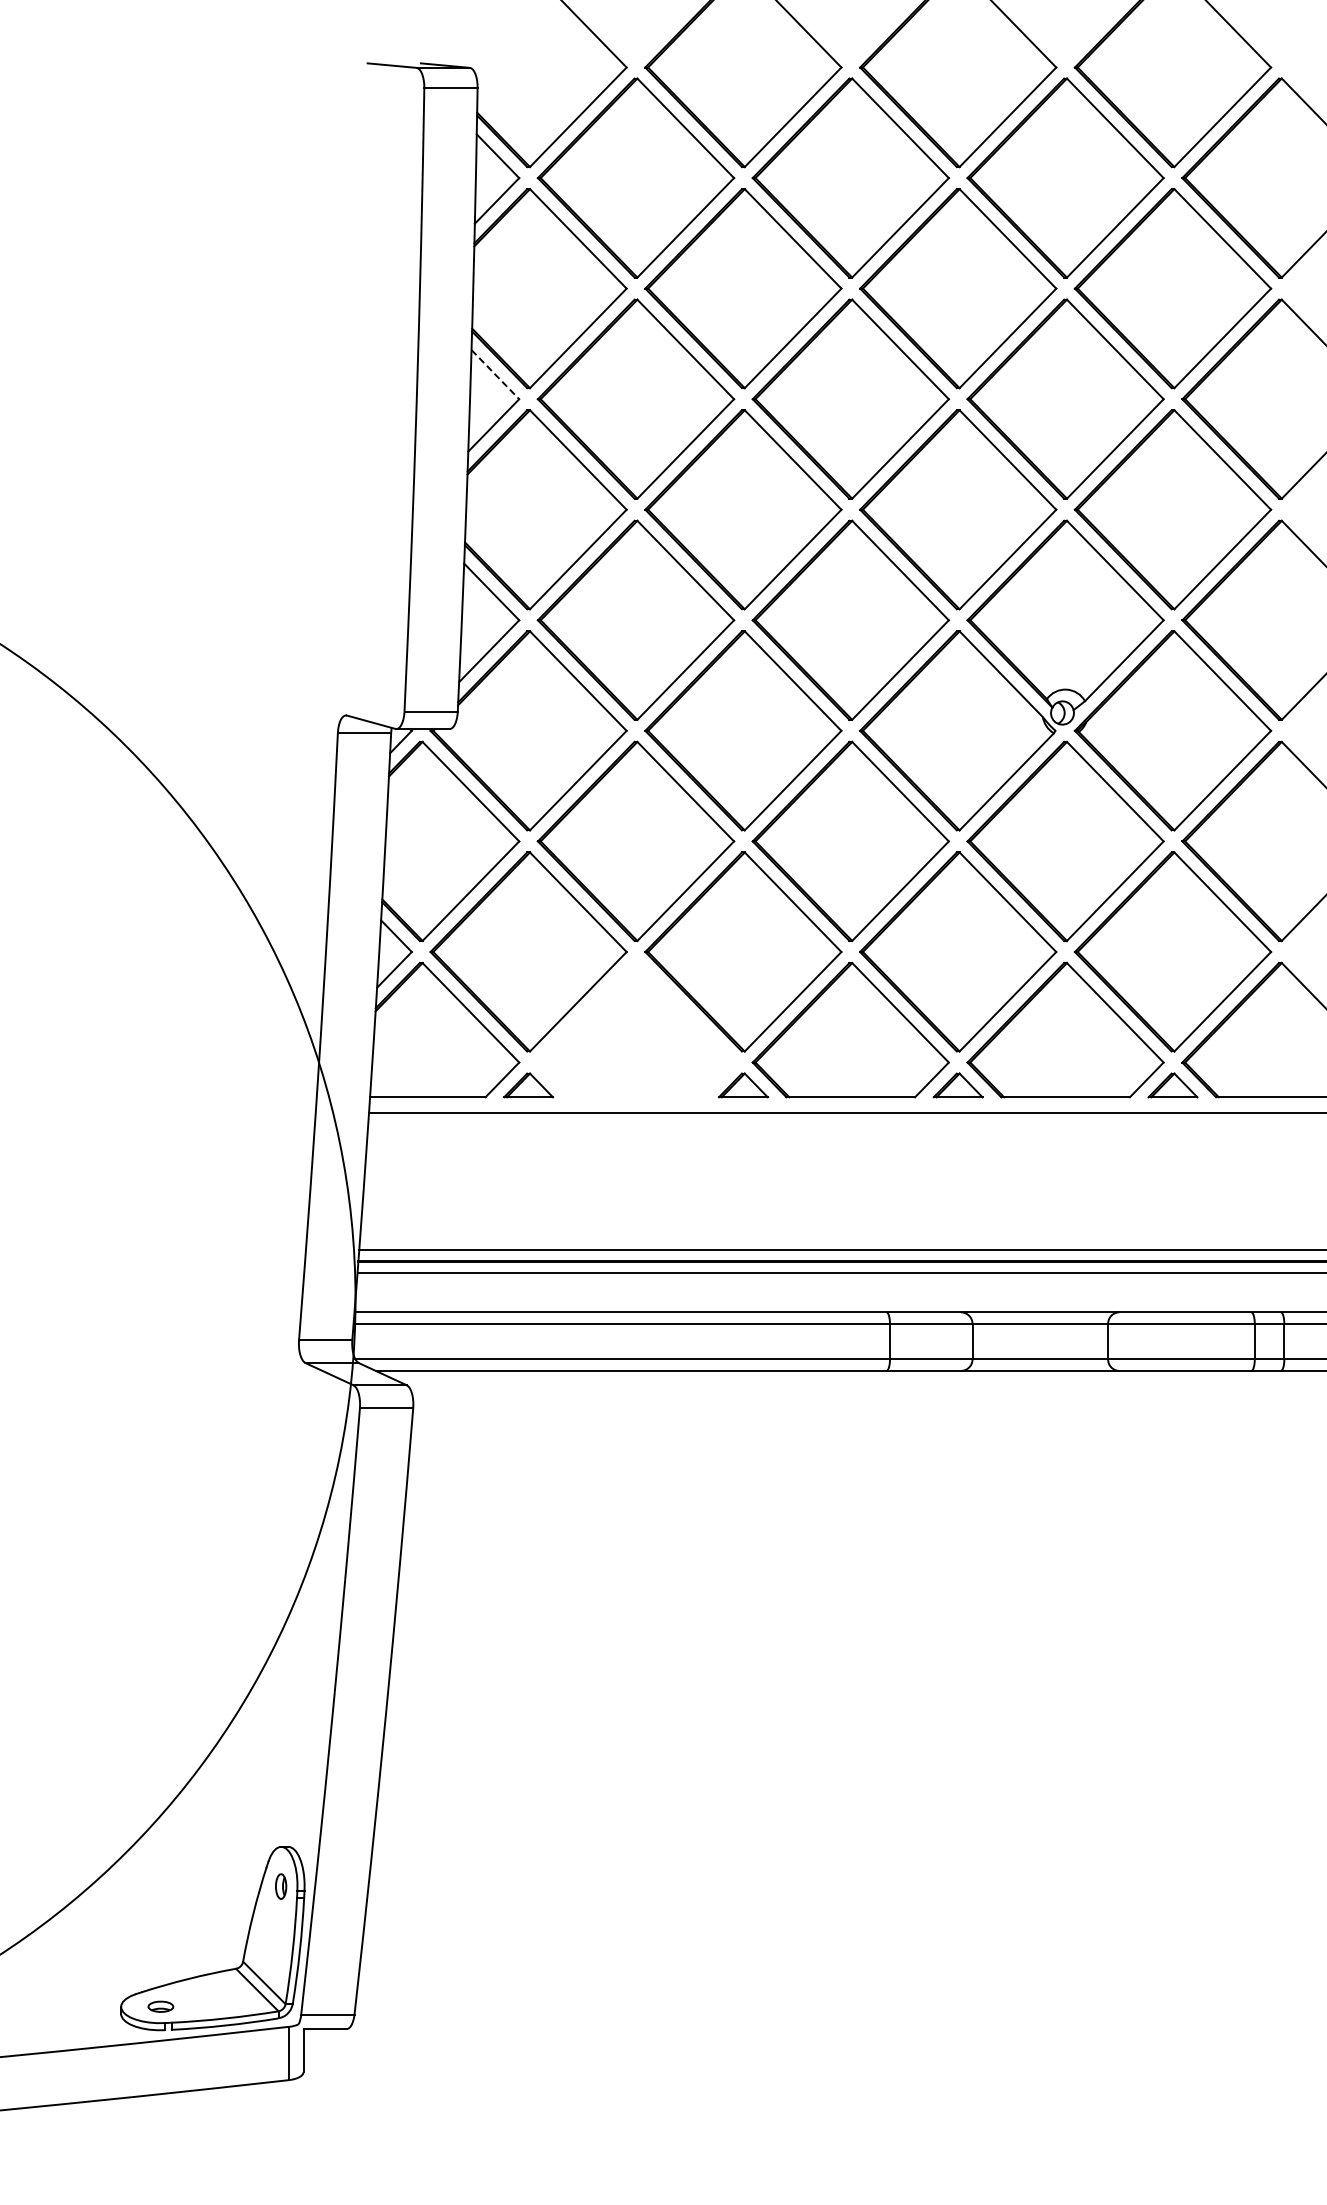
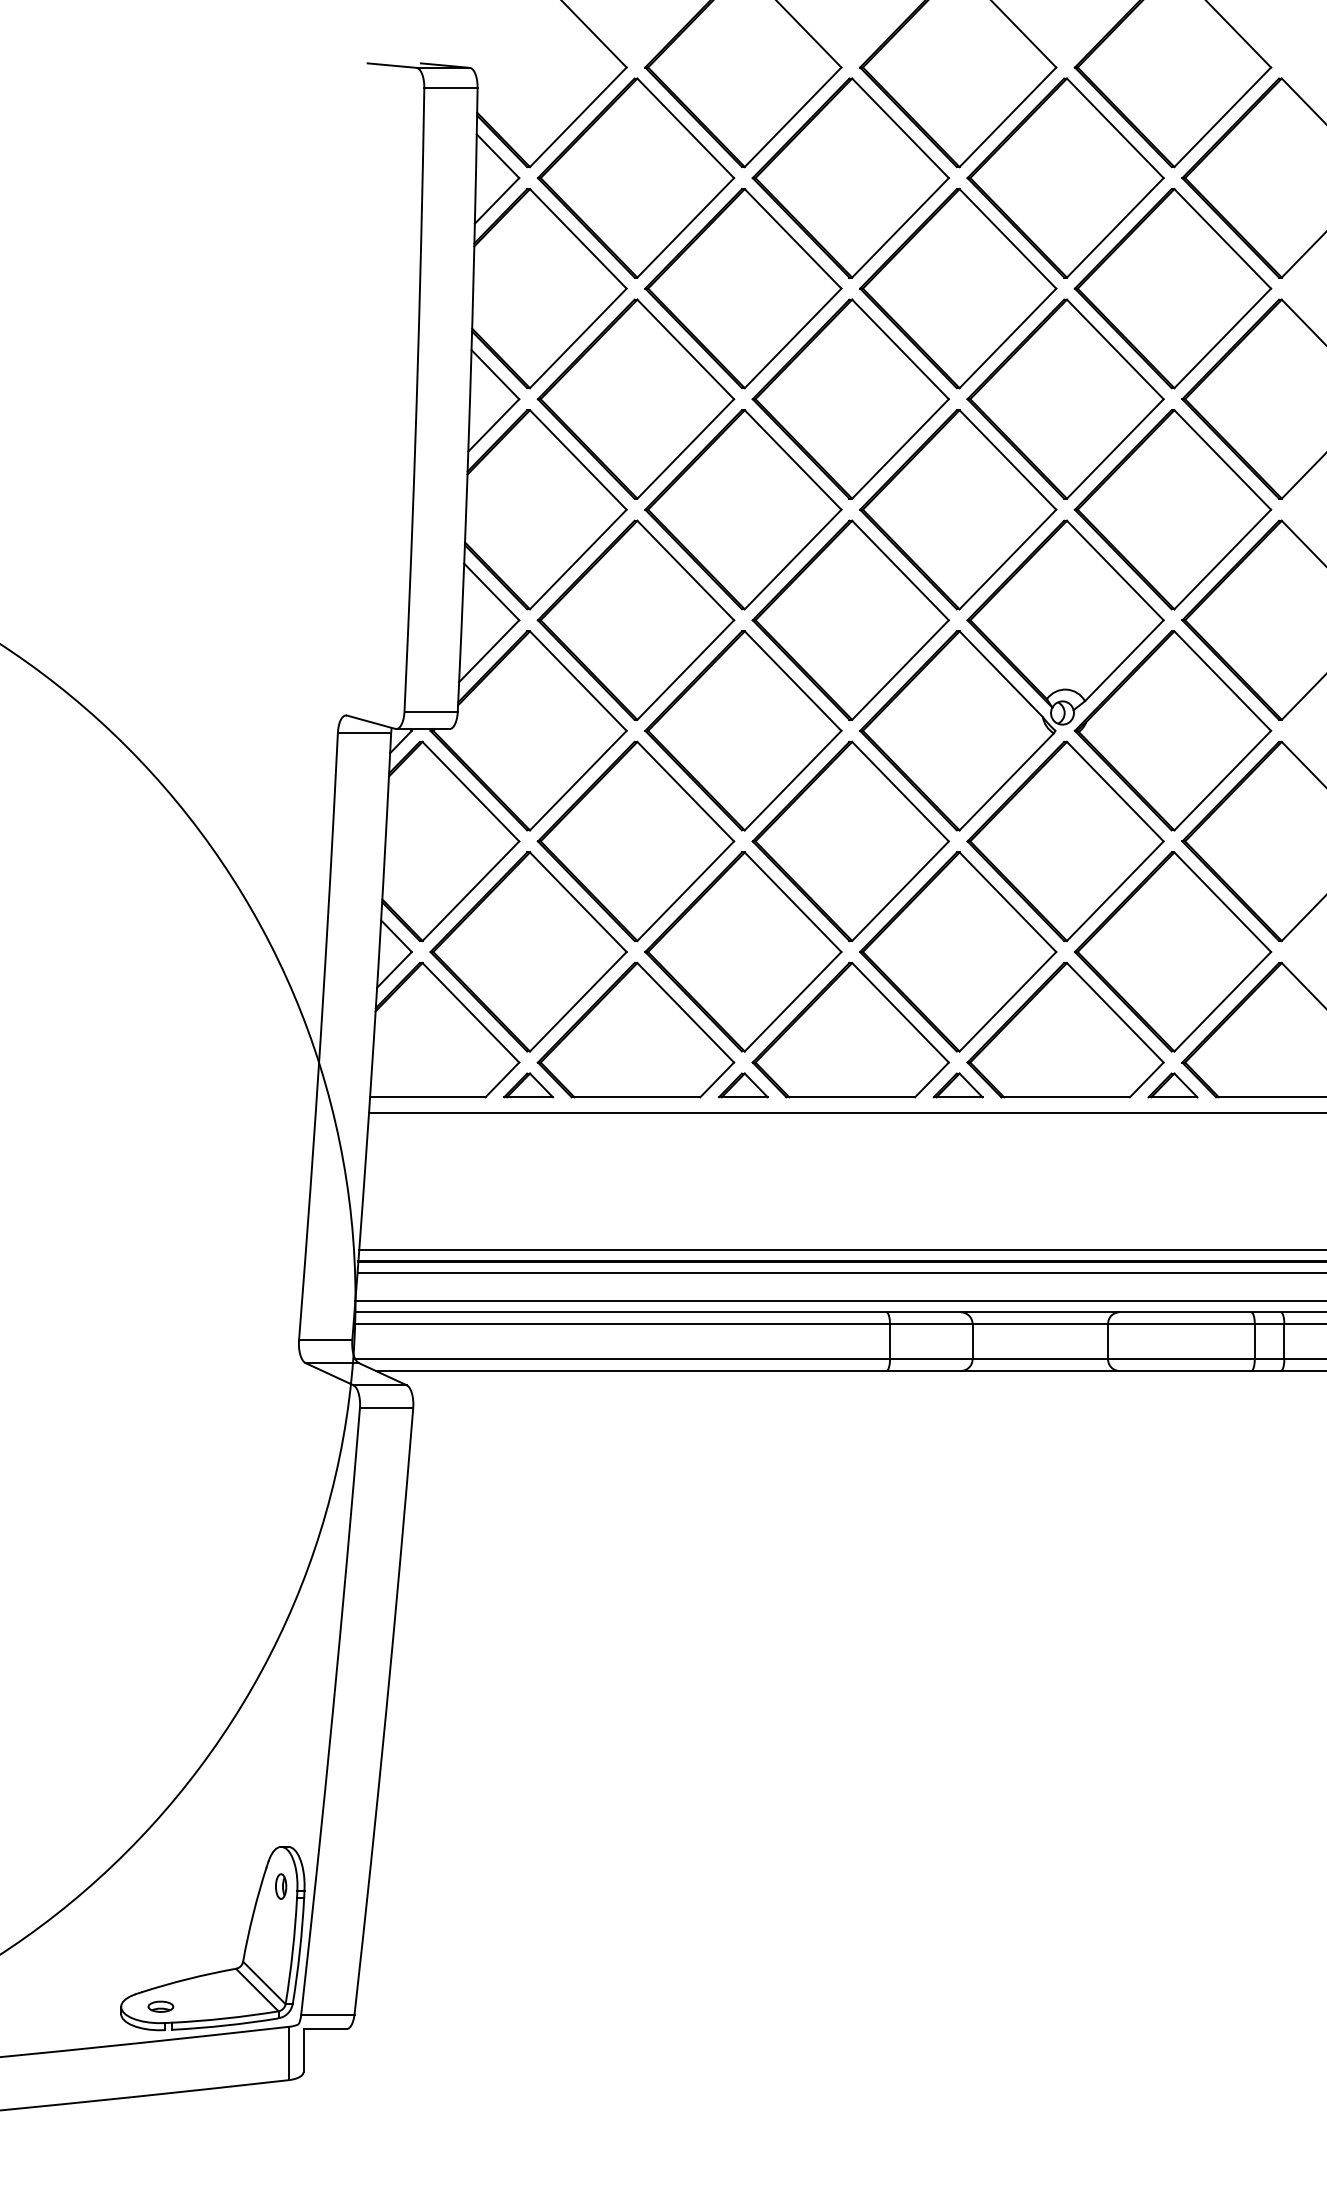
line: dashed -> solid (495, 375)
part: none -> present (635, 1029)
line: none -> present (839, 1300)
